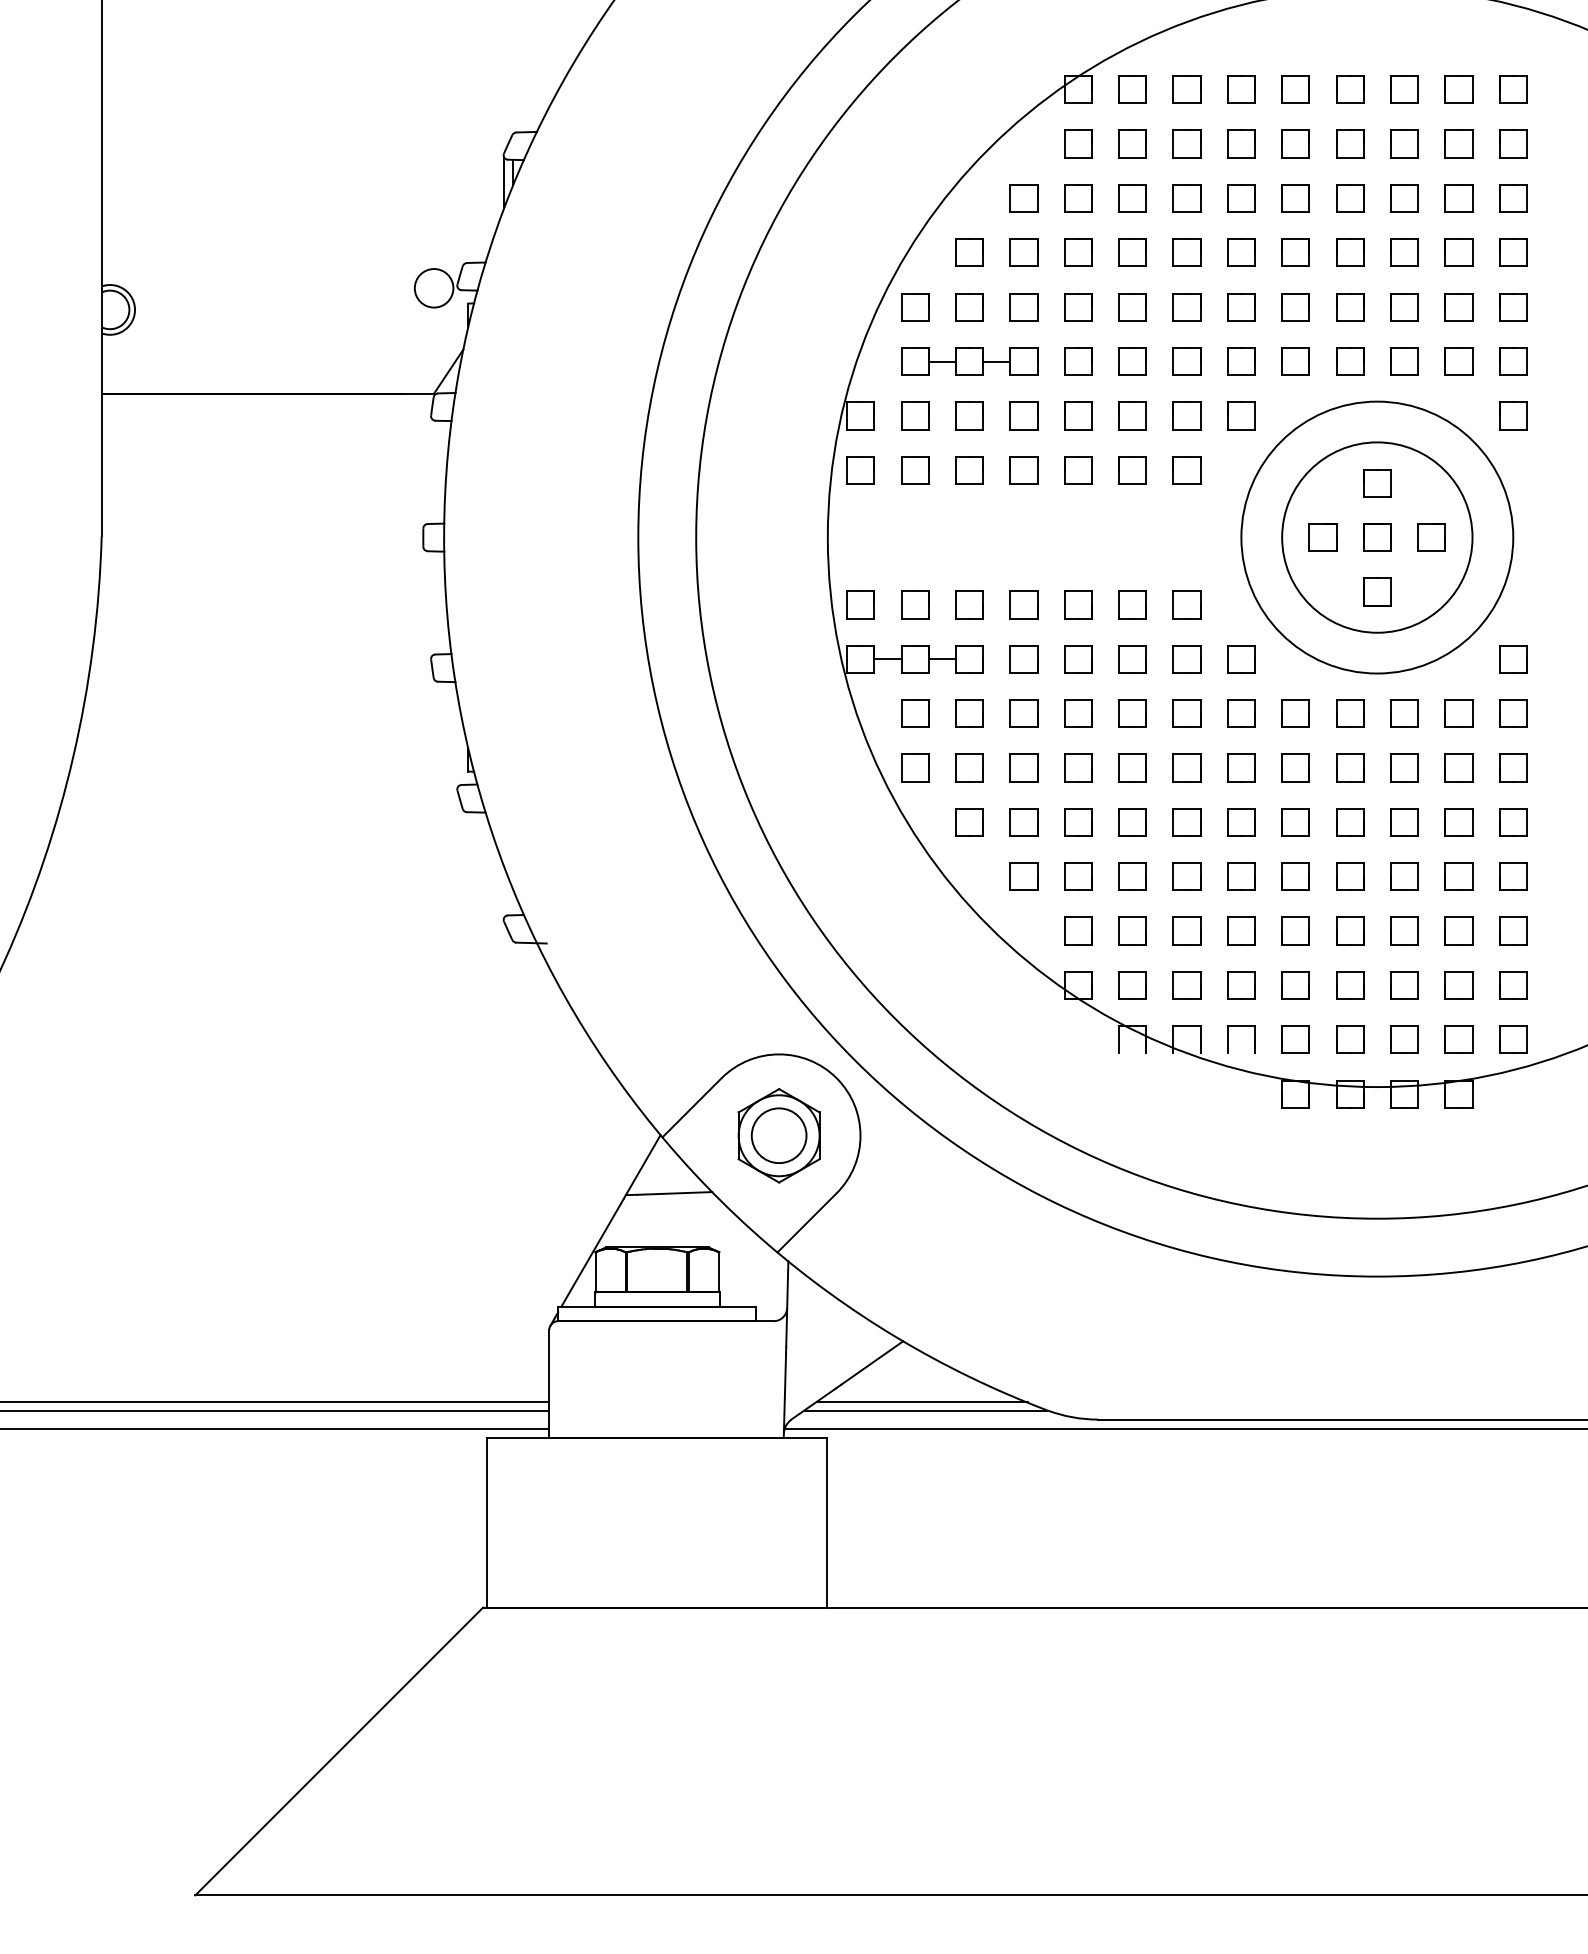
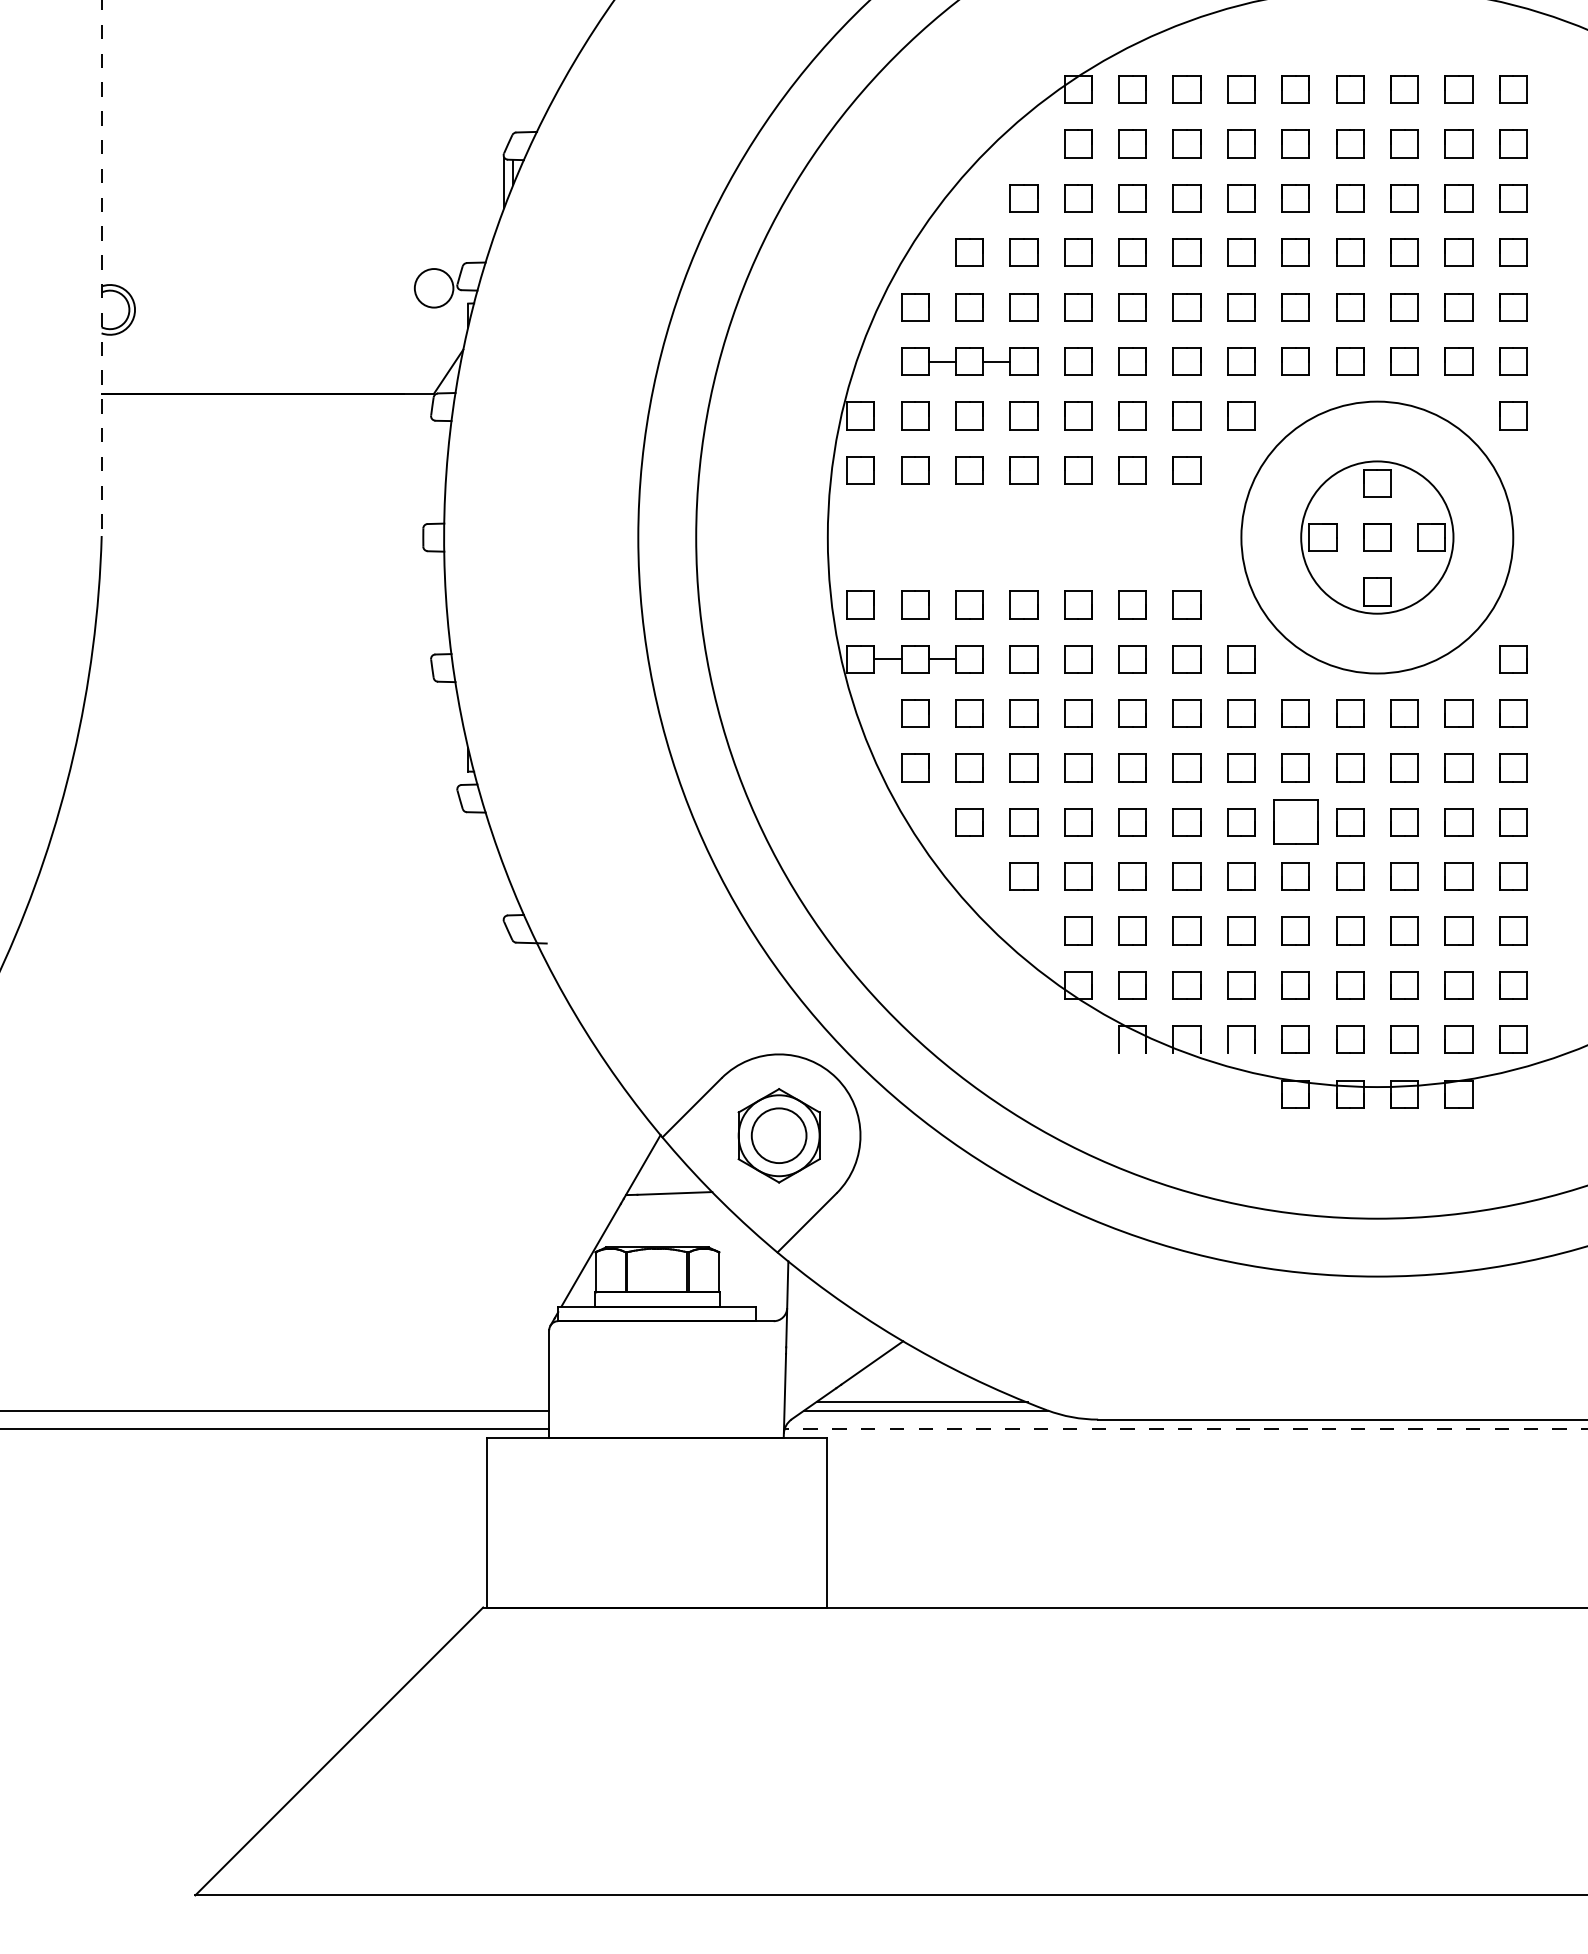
line: solid -> dashed (101, 268)
circle diameter: 190 px -> 152 px (1377, 537)
part size: 29x29 px -> 46x46 px (1295, 821)
line: present -> none (275, 1401)
line: solid -> dashed (1185, 1428)
